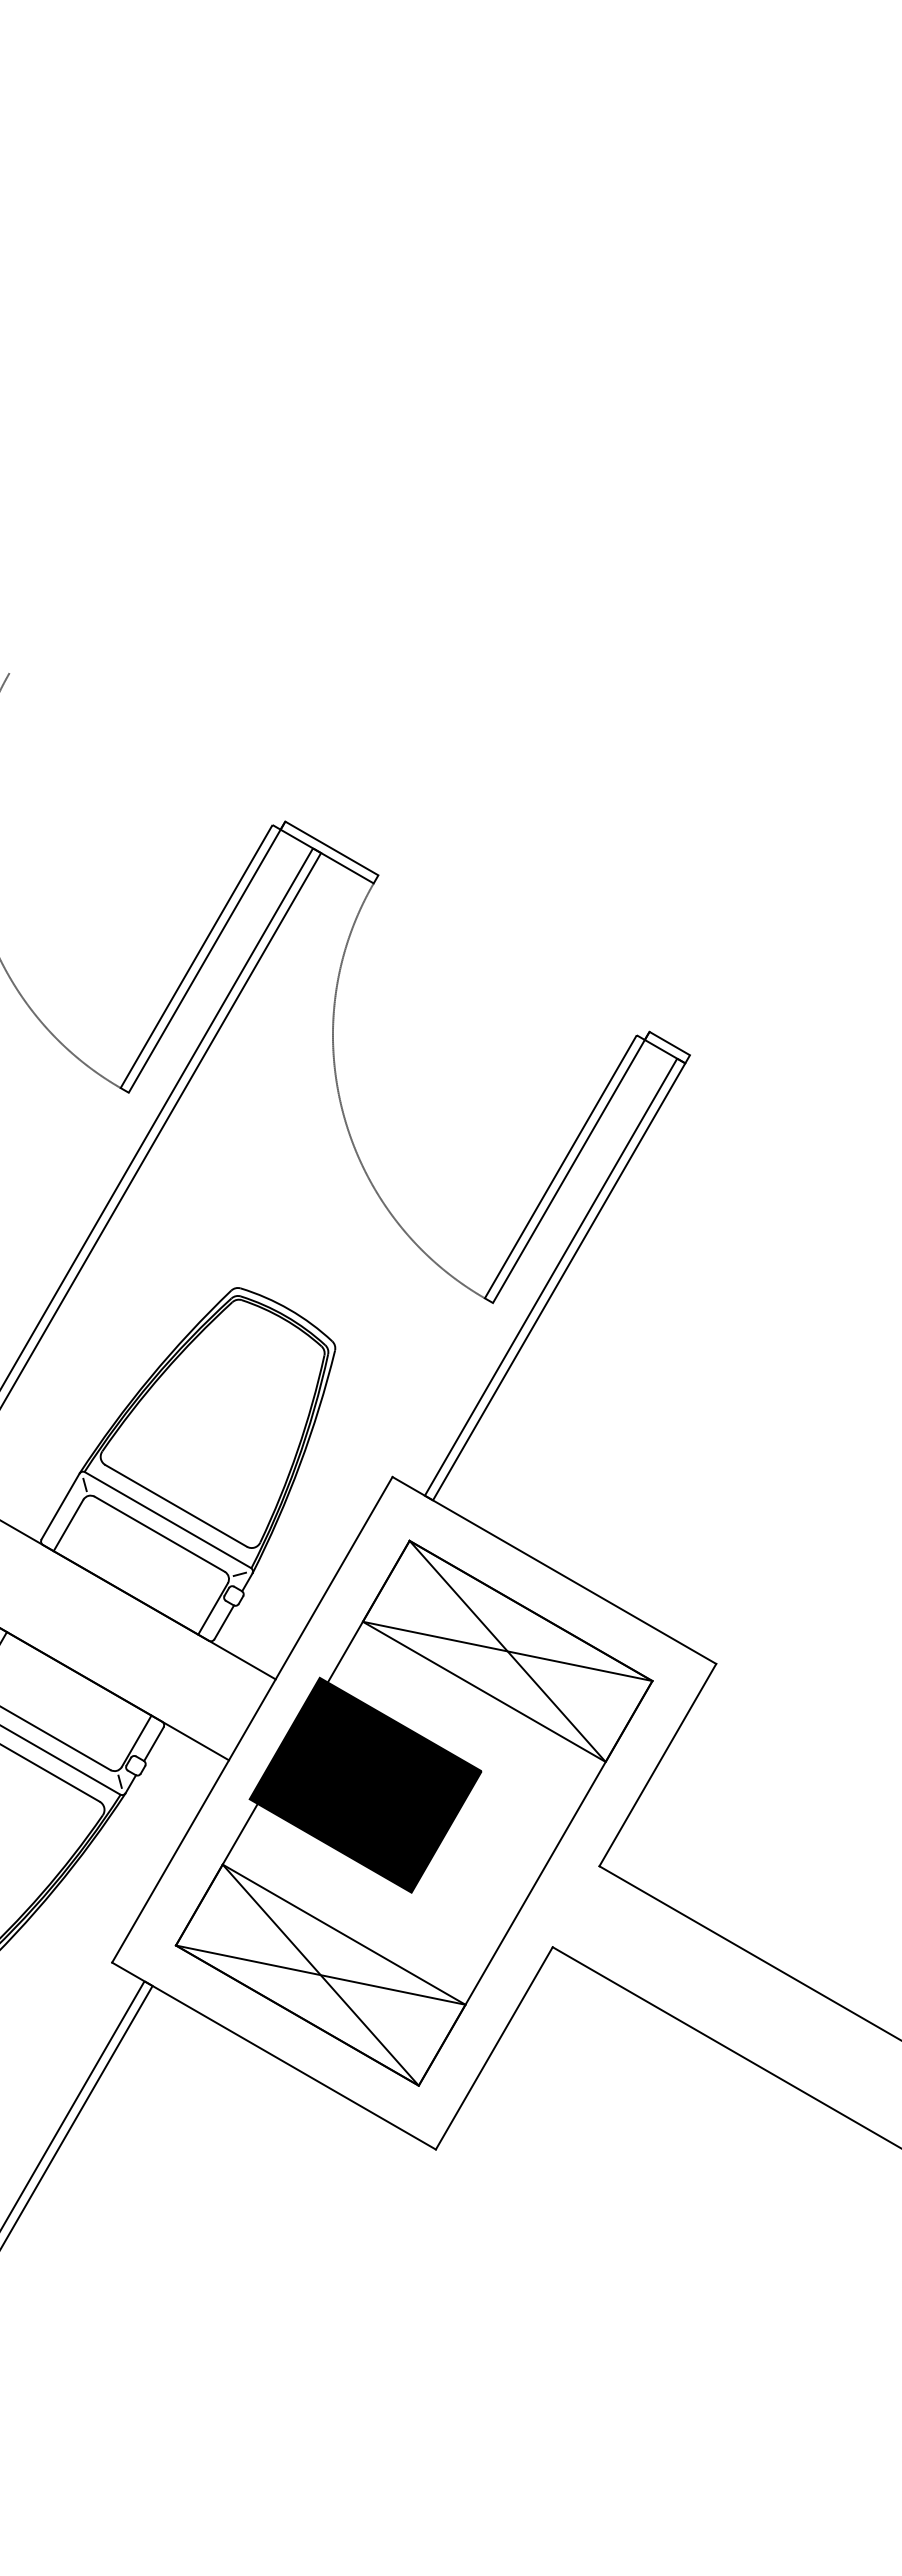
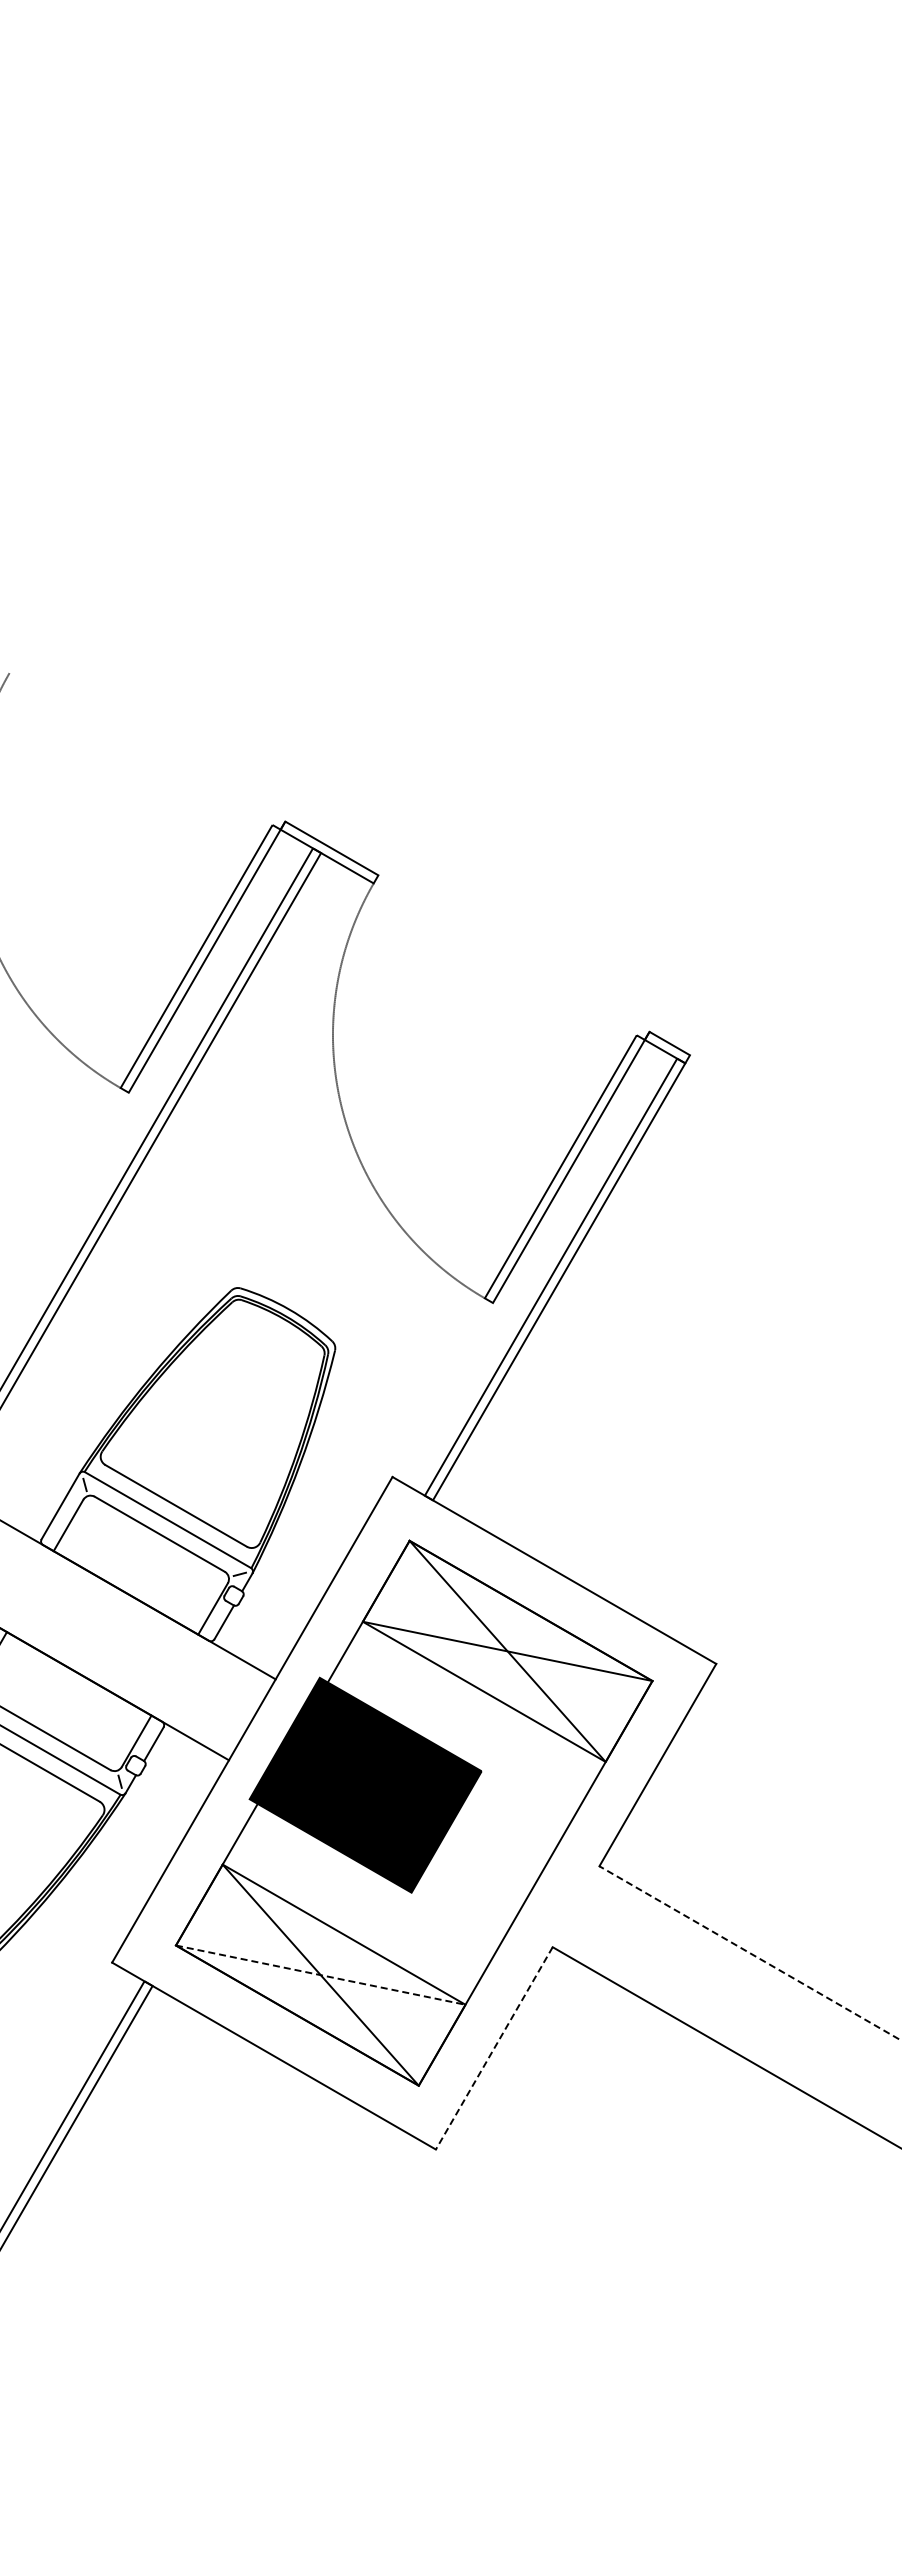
line: solid -> dashed (749, 1953)
line: solid -> dashed (320, 1975)
line: solid -> dashed (494, 2048)
